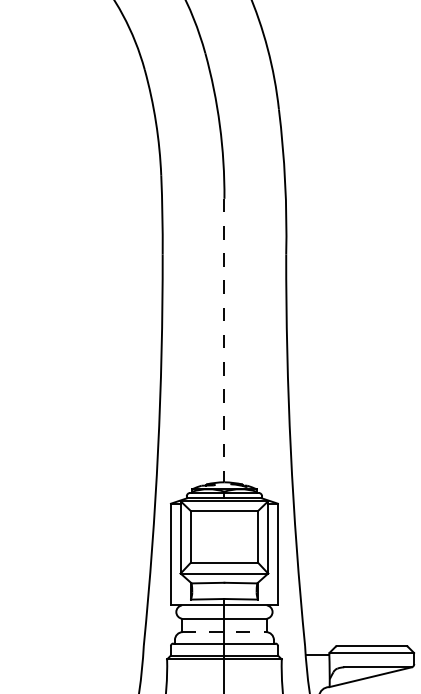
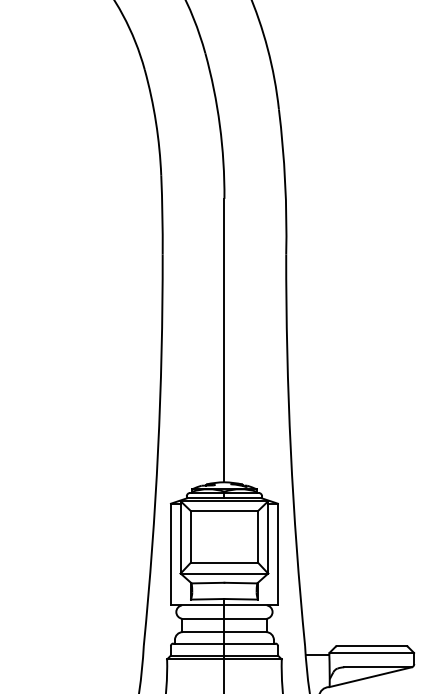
line: dashed -> solid (224, 340)
line: dashed -> solid (224, 632)
